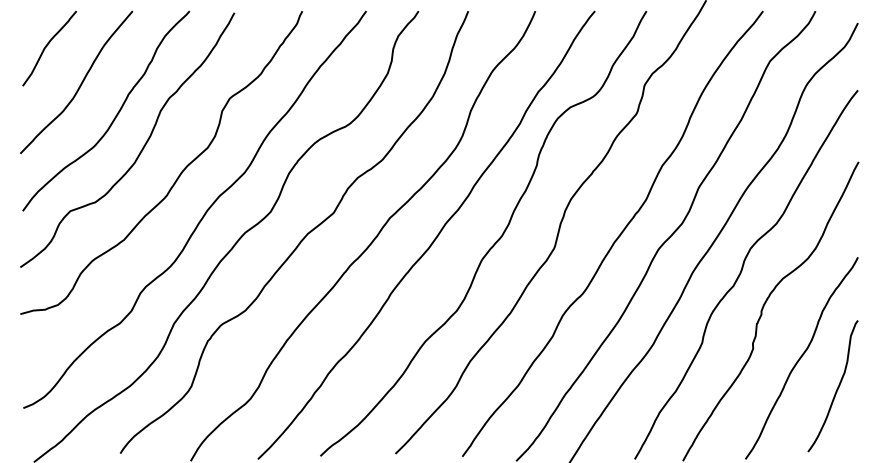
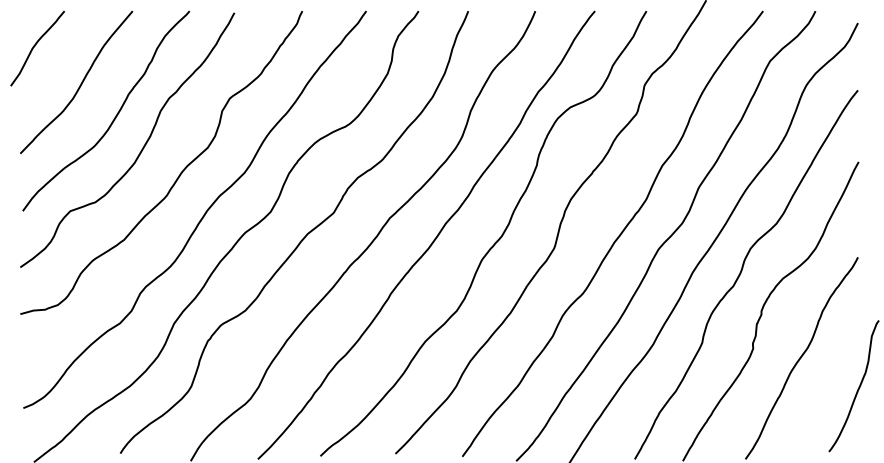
curve position: (47, 46) -> (35, 46) (35, 46)
curve position: (837, 386) -> (858, 386) (858, 386)
